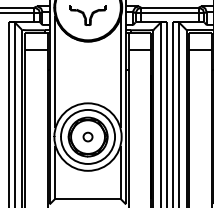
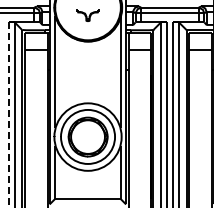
part size: 38x21 px -> 24x13 px (87, 15)
line: solid -> dashed (9, 115)
part: present -> none (87, 136)
